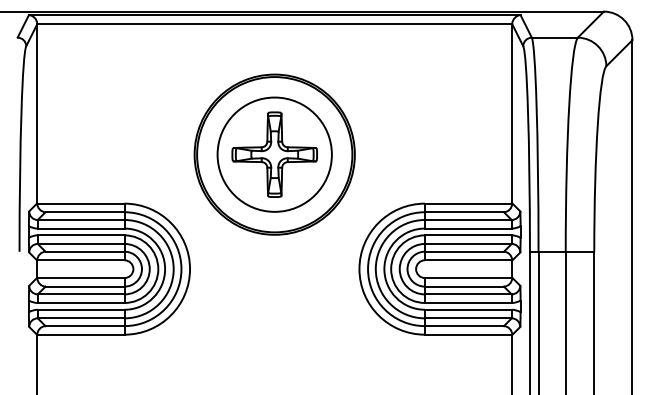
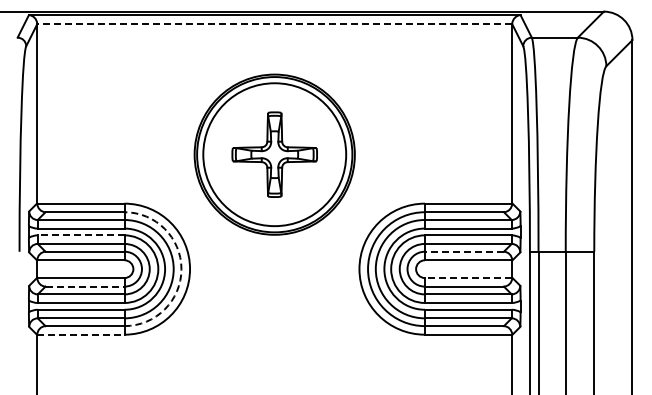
line: solid -> dashed (274, 23)
circle diameter: 114 px -> 143 px (274, 154)
line: solid -> dashed (80, 235)
line: solid -> dashed (463, 251)
arc: solid -> dashed (181, 269)
line: solid -> dashed (468, 278)
line: solid -> dashed (85, 286)
line: solid -> dashed (80, 334)
